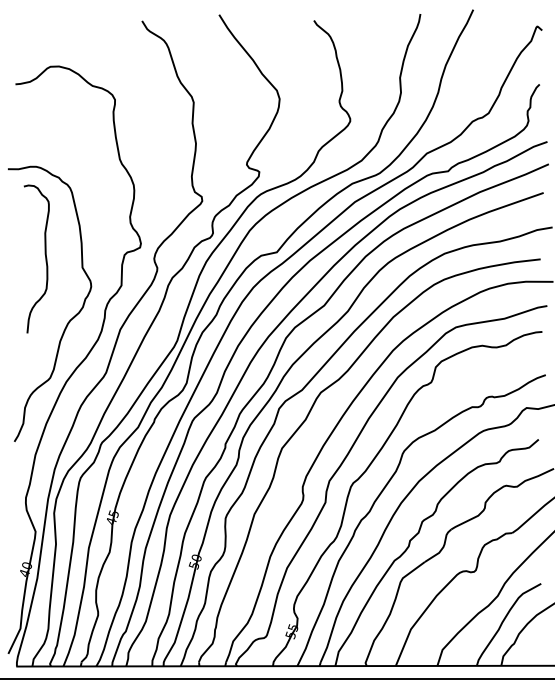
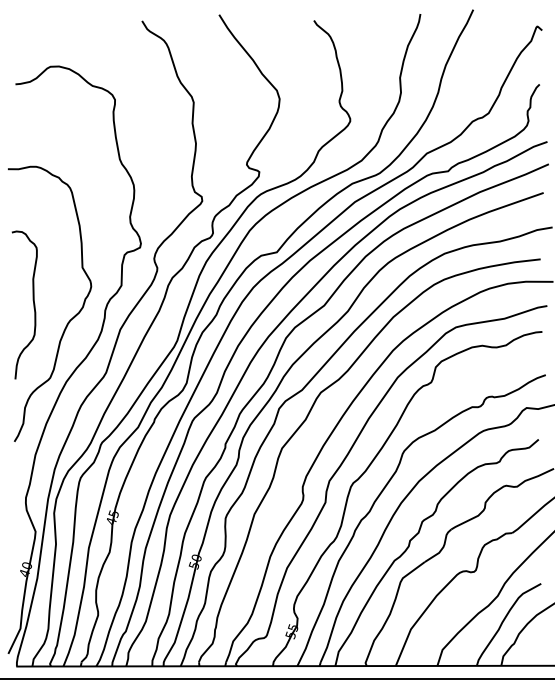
curve position: (44, 254) -> (32, 300) (32, 300)
